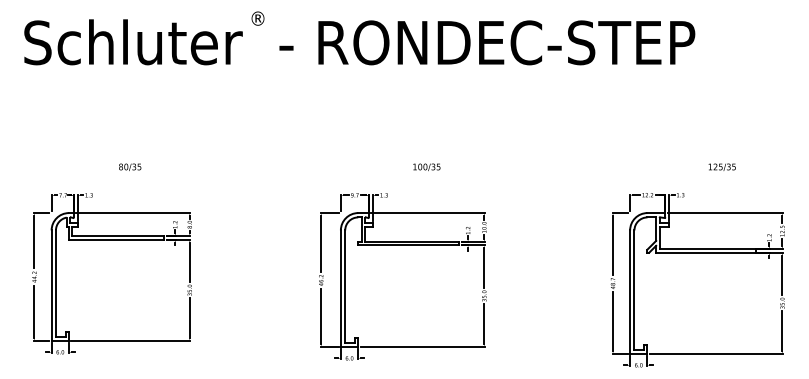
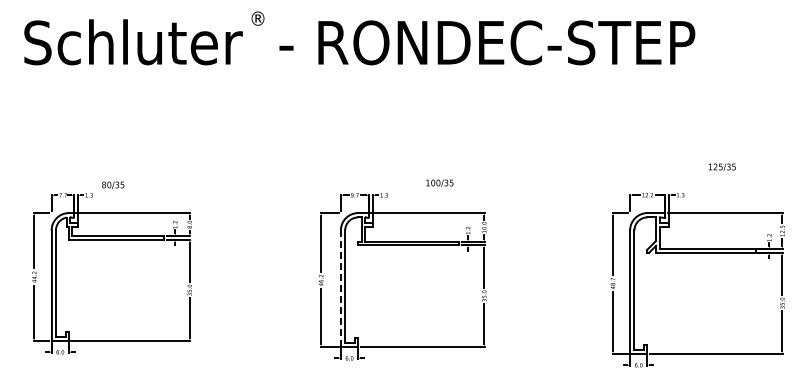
text position: (130, 166) -> (113, 184) (113, 184)
text position: (426, 166) -> (439, 182) (439, 182)
line: solid -> dashed (340, 288)
